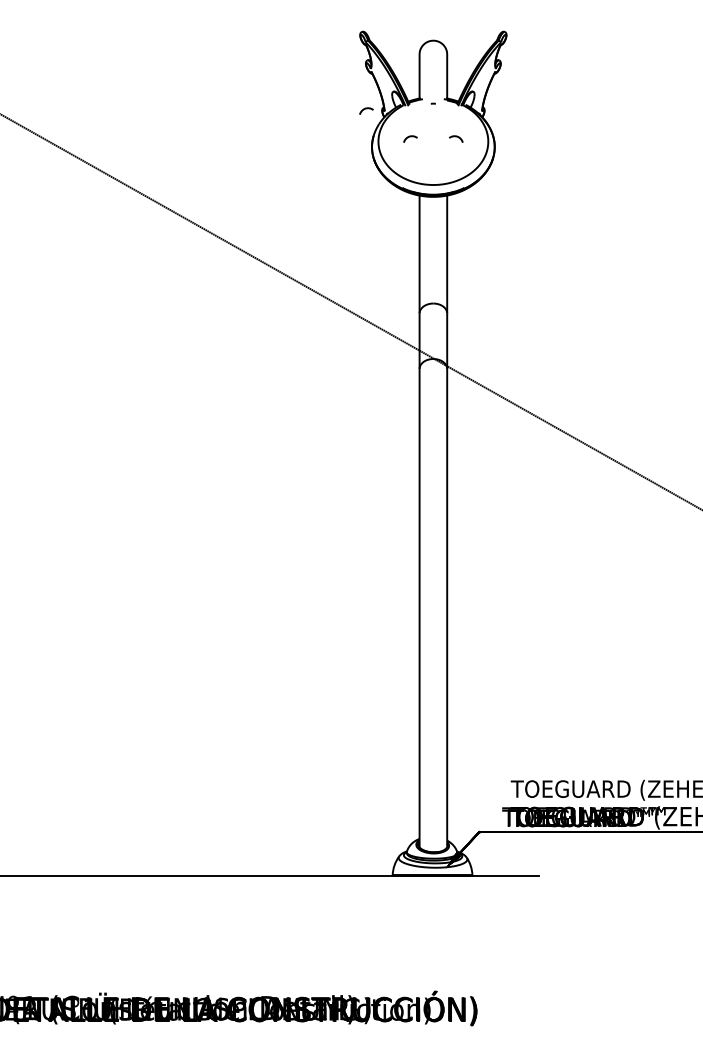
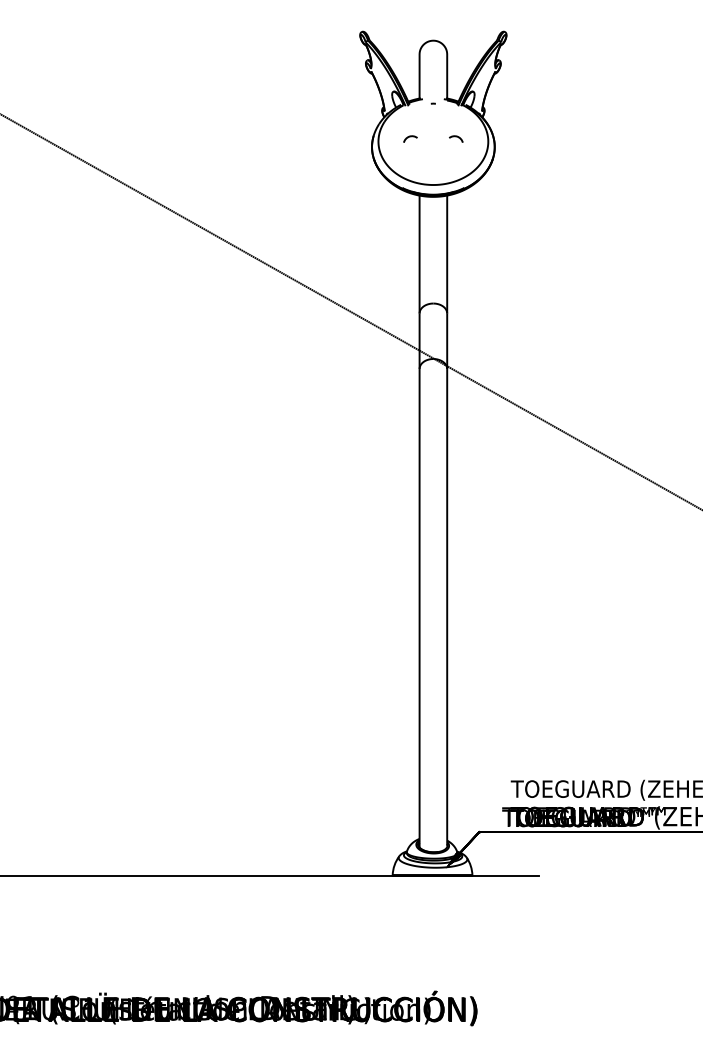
arc: present -> none (366, 109)
